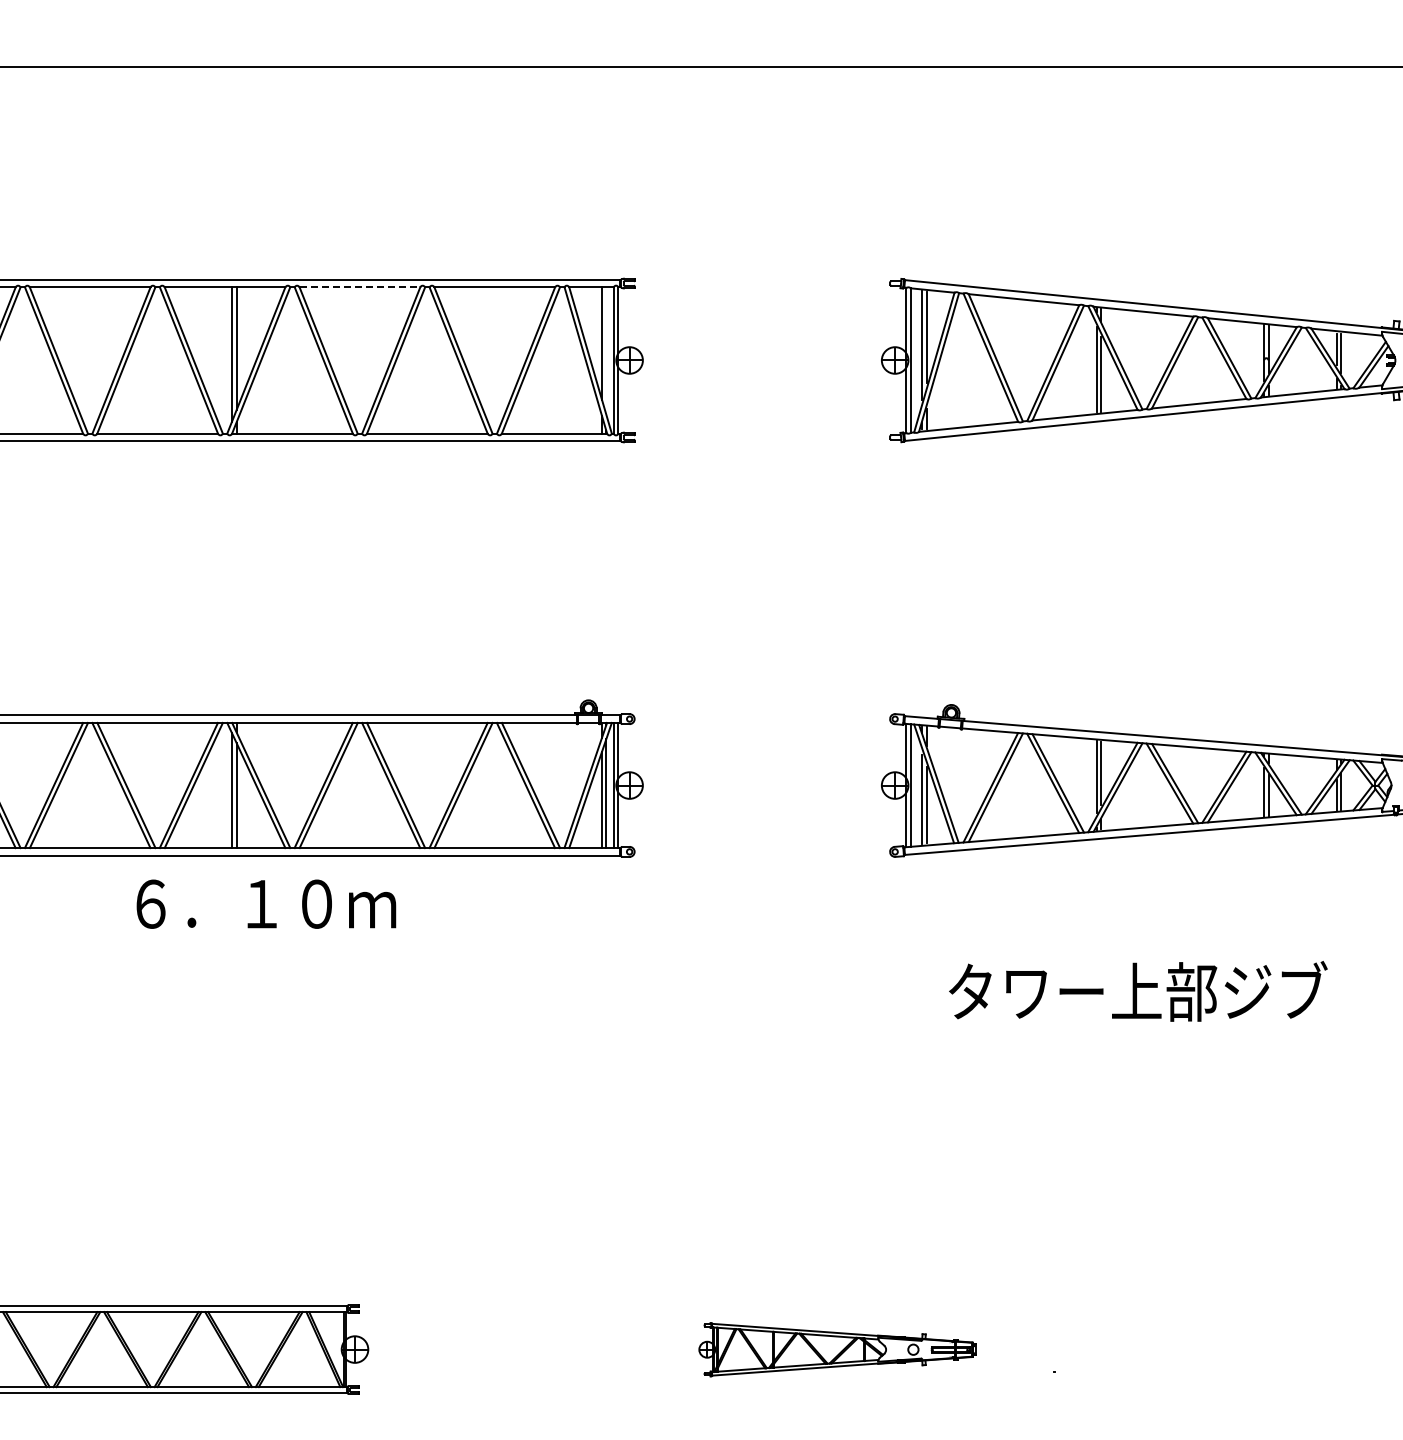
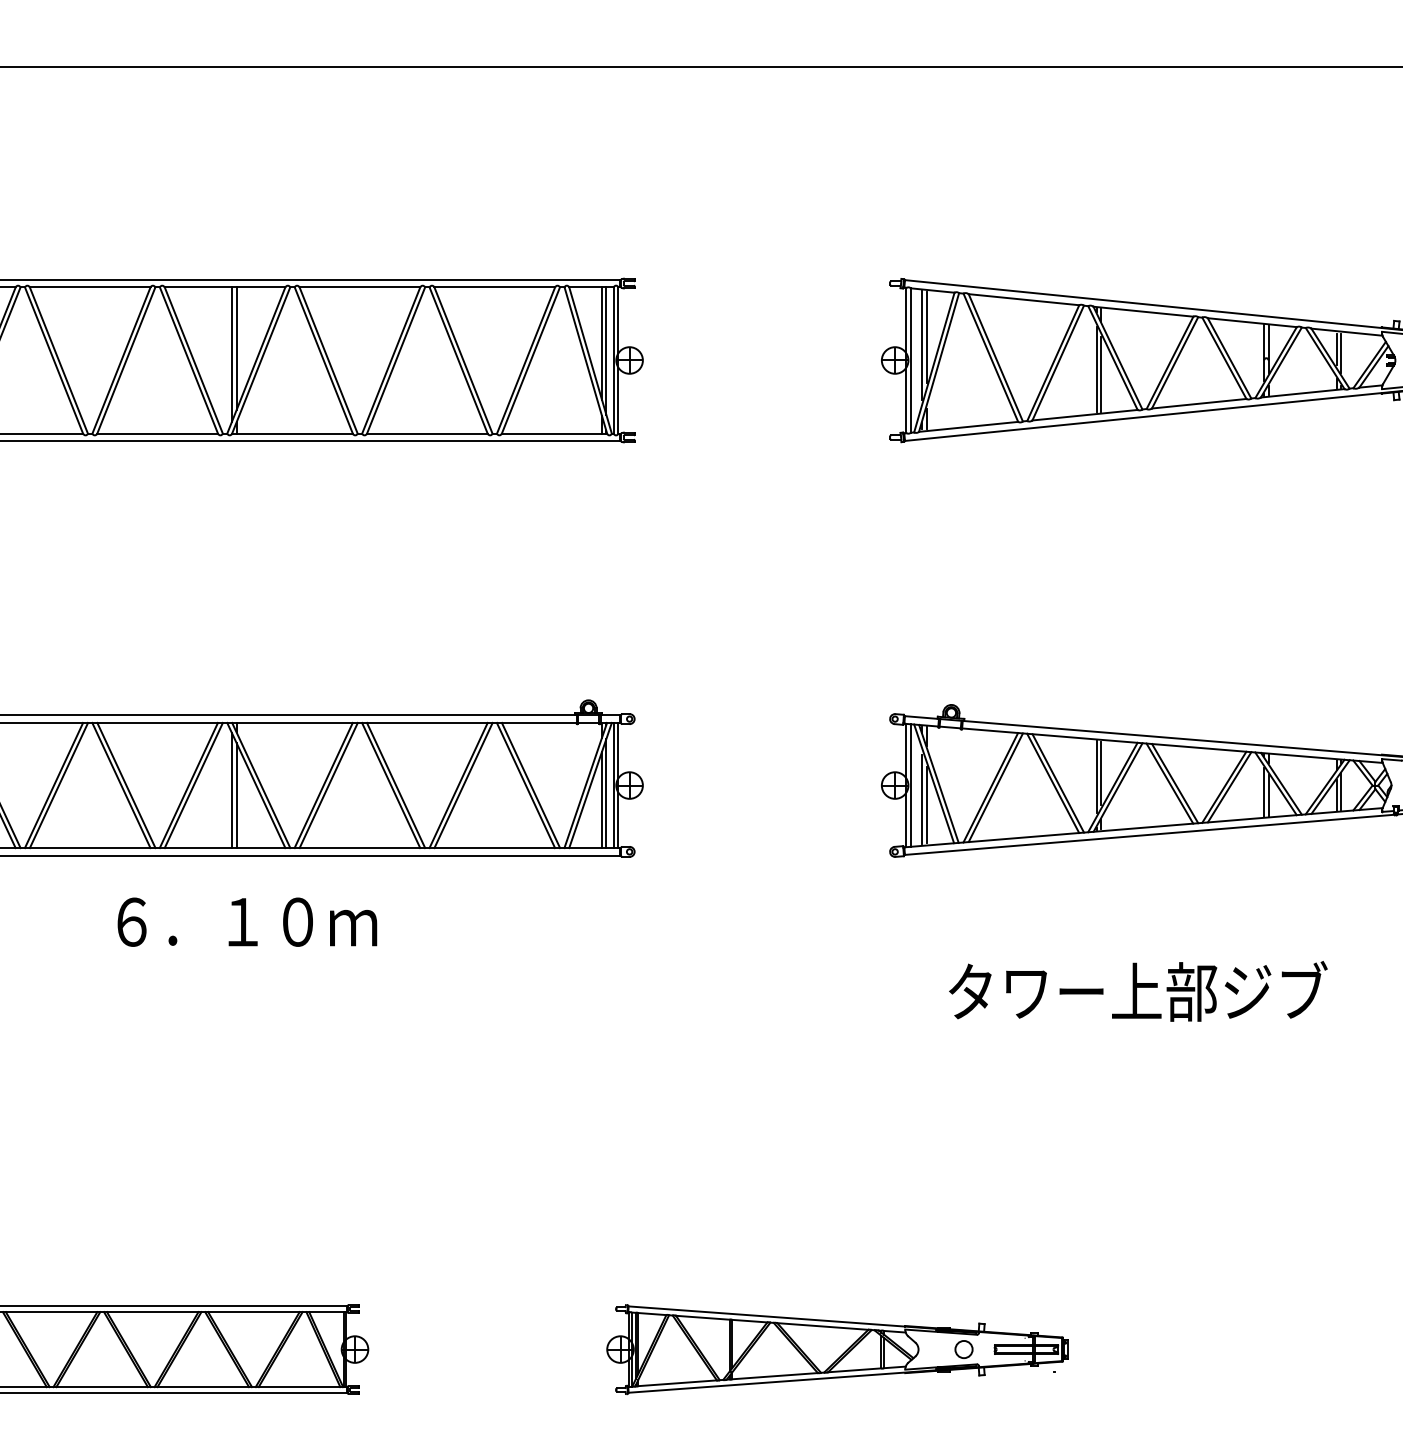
line: dashed -> solid (360, 287)
line: none -> present (606, 351)
text position: (266, 903) -> (247, 921) (247, 921)
part size: 279x56 px -> 463x92 px (837, 1349)
